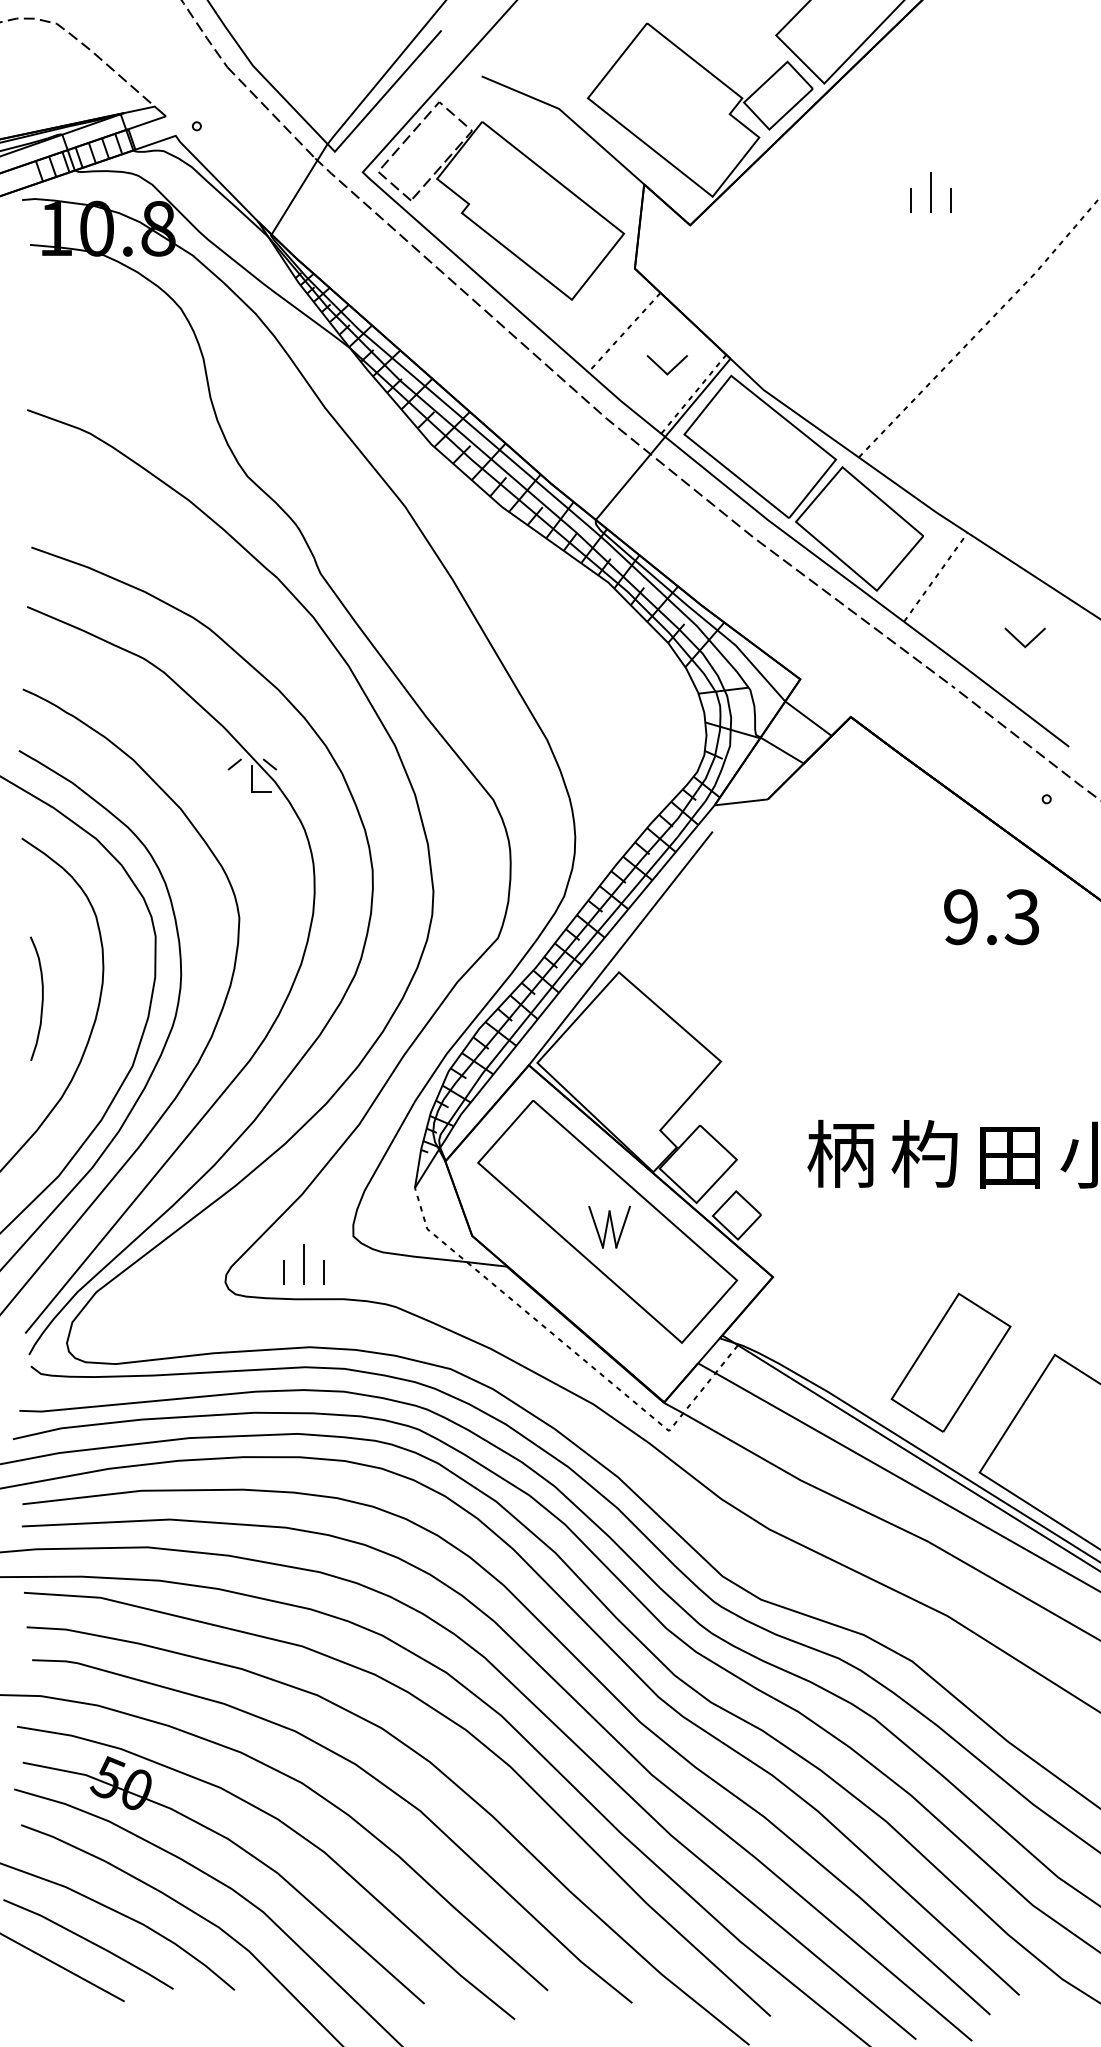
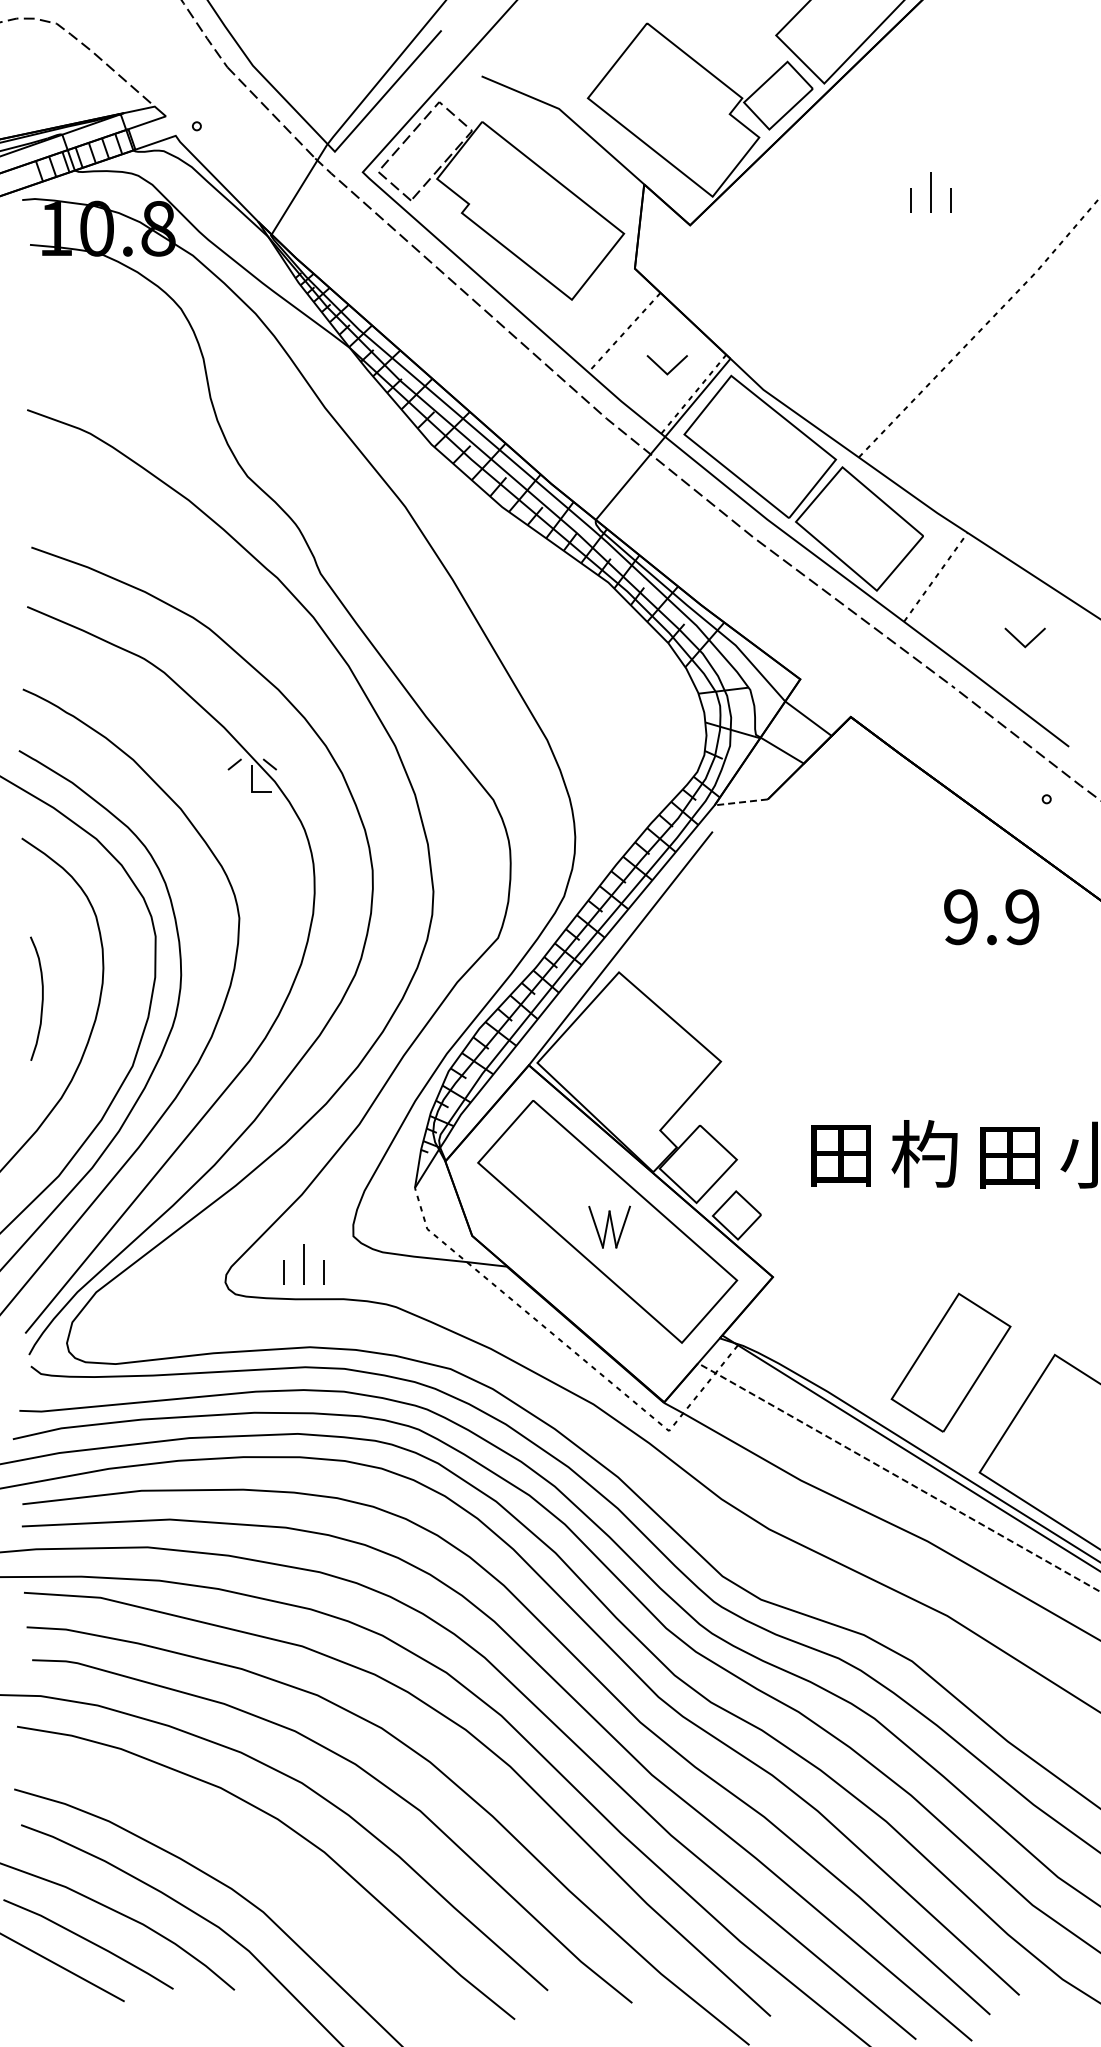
line: solid -> dashed (741, 802)
text: 9.3 -> 9.9 (1021, 917)
text: 柄 -> 田 (840, 1153)
line: solid -> dashed (898, 1476)
part: present -> none (242, 1850)
